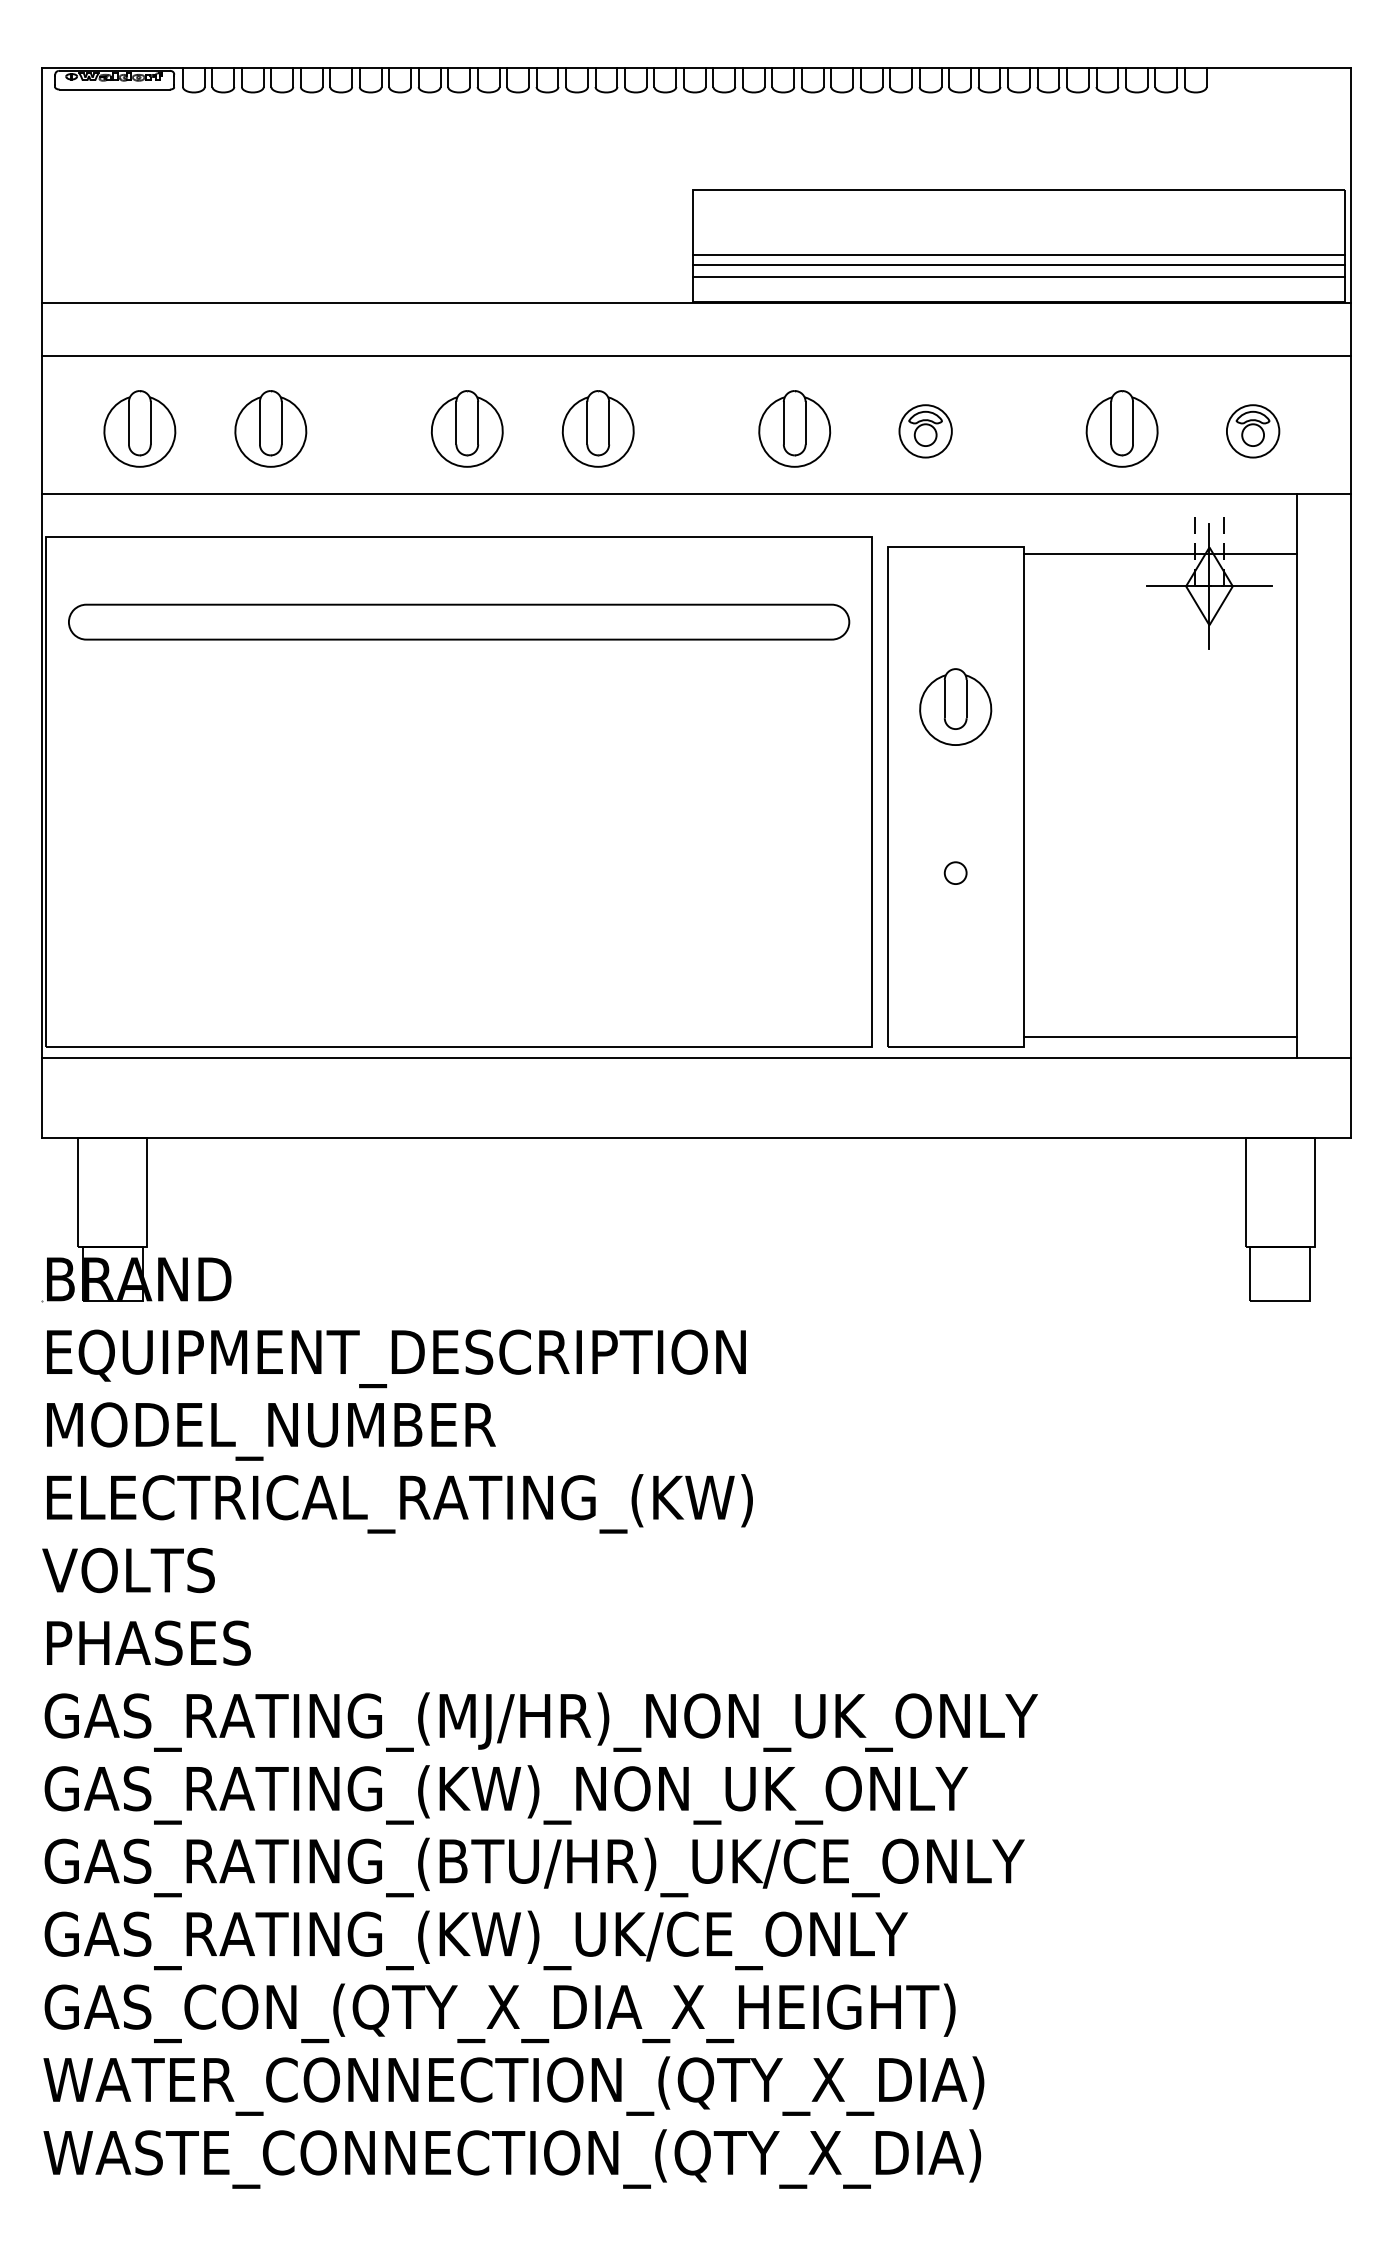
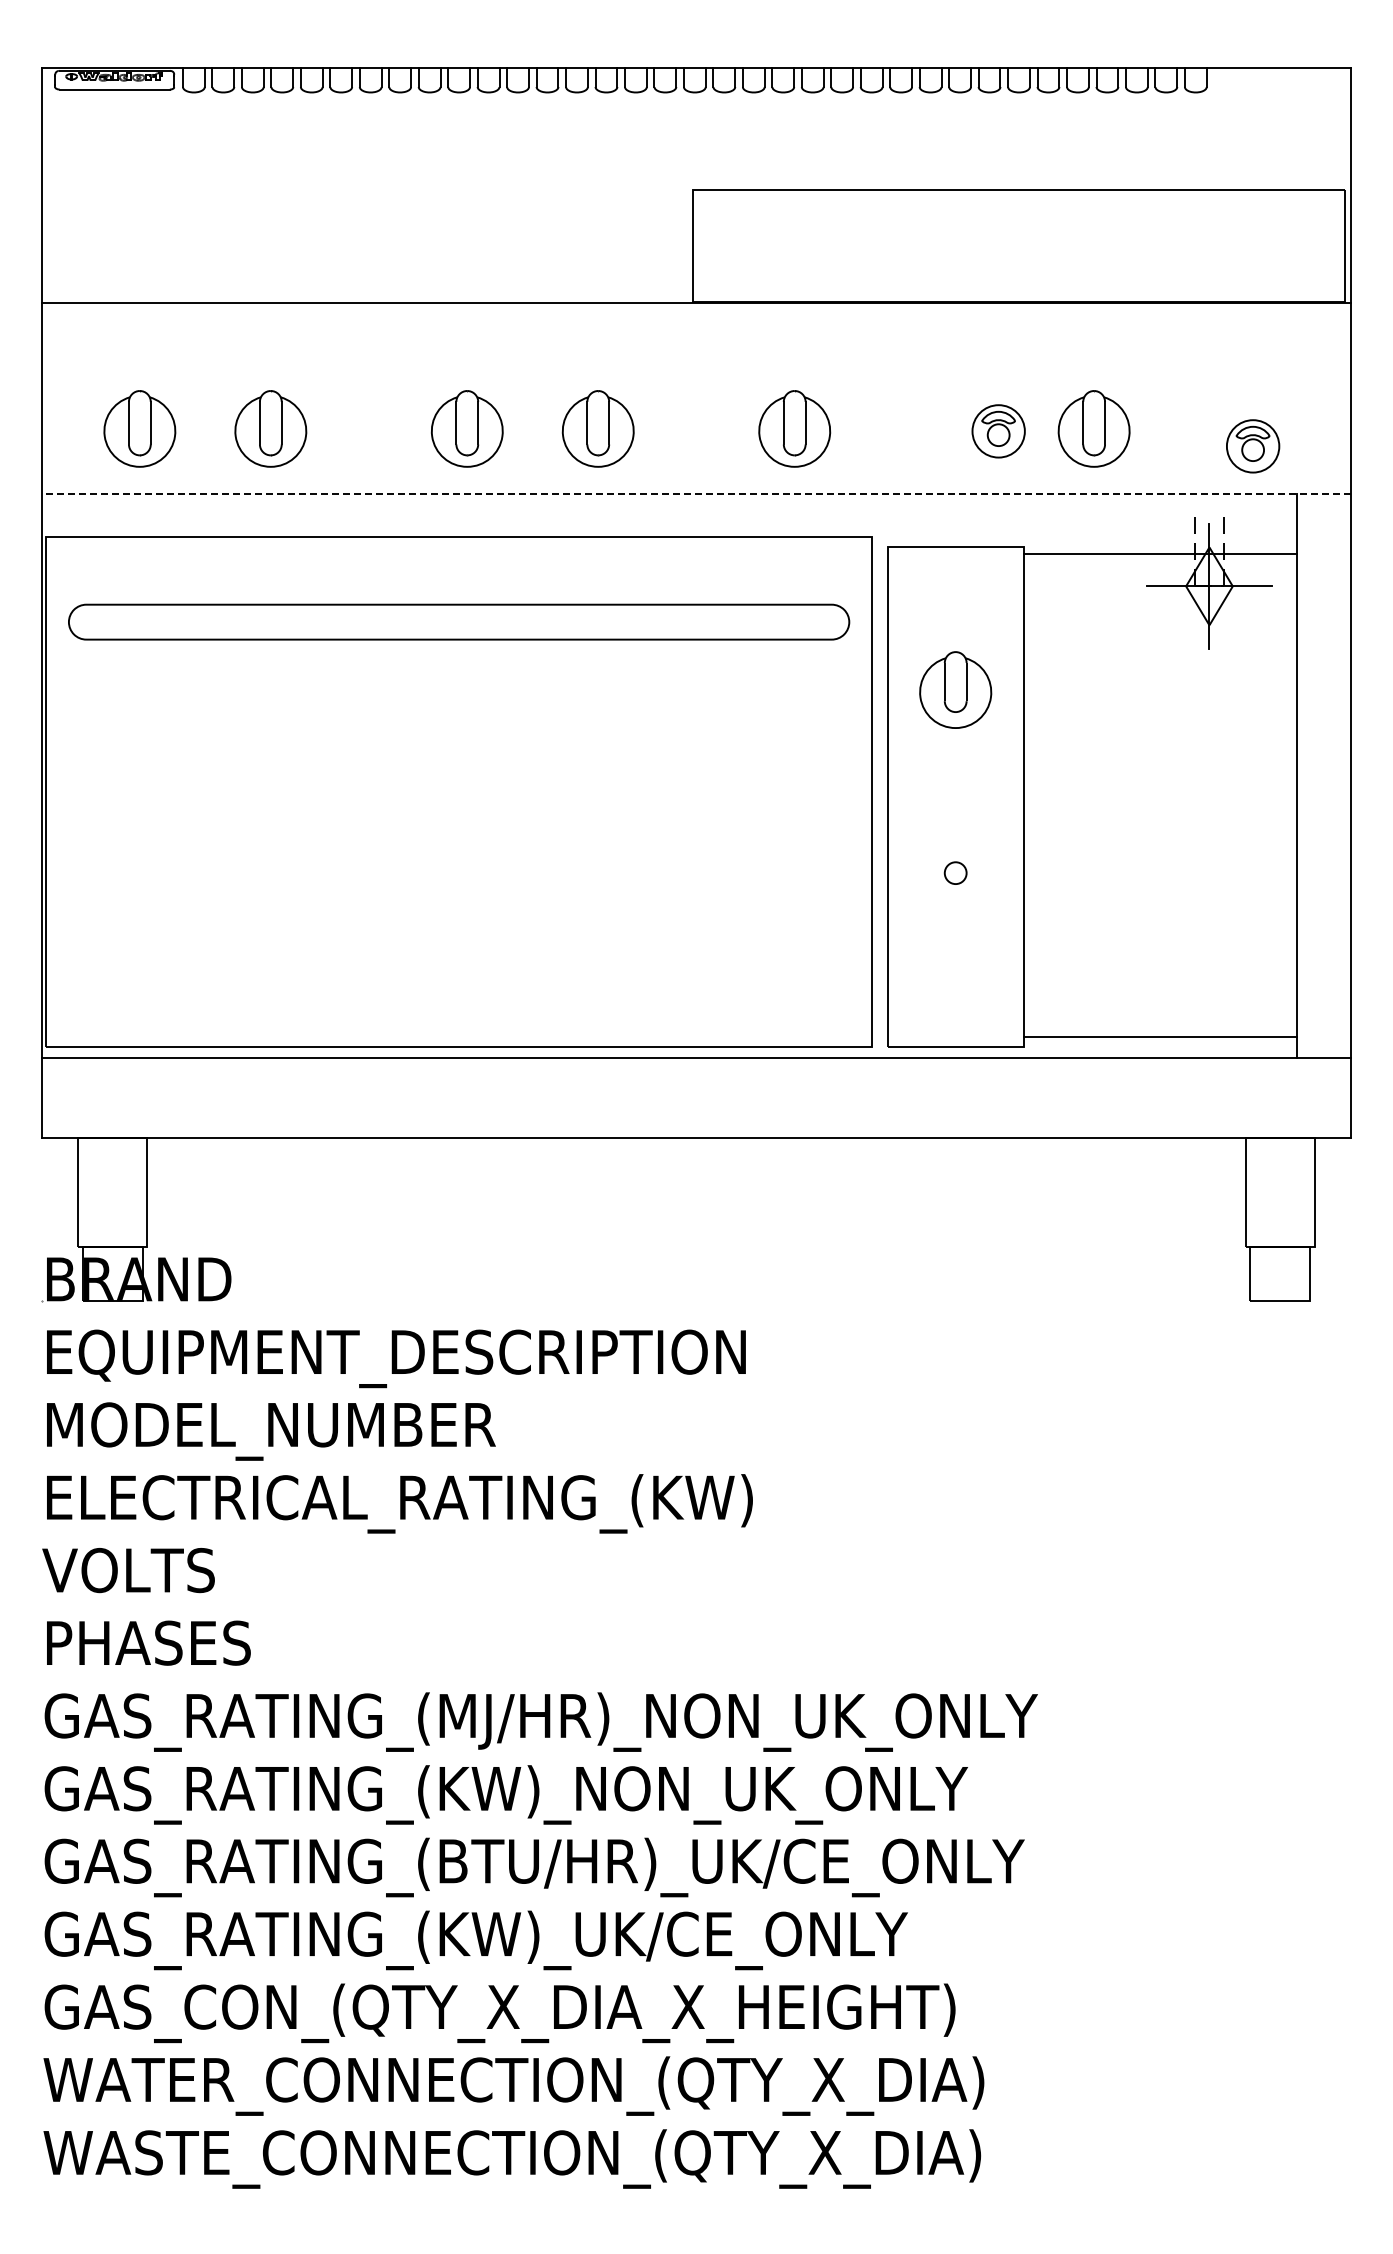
line: present -> none (1018, 254)
line: present -> none (1018, 264)
line: present -> none (1018, 276)
line: present -> none (696, 356)
part position: (1121, 428) -> (1093, 428) (1093, 428)
part position: (925, 431) -> (998, 431) (998, 431)
part position: (1253, 431) -> (1253, 446) (1253, 446)
line: solid -> dashed (696, 493)
part position: (955, 706) -> (955, 689) (955, 689)
